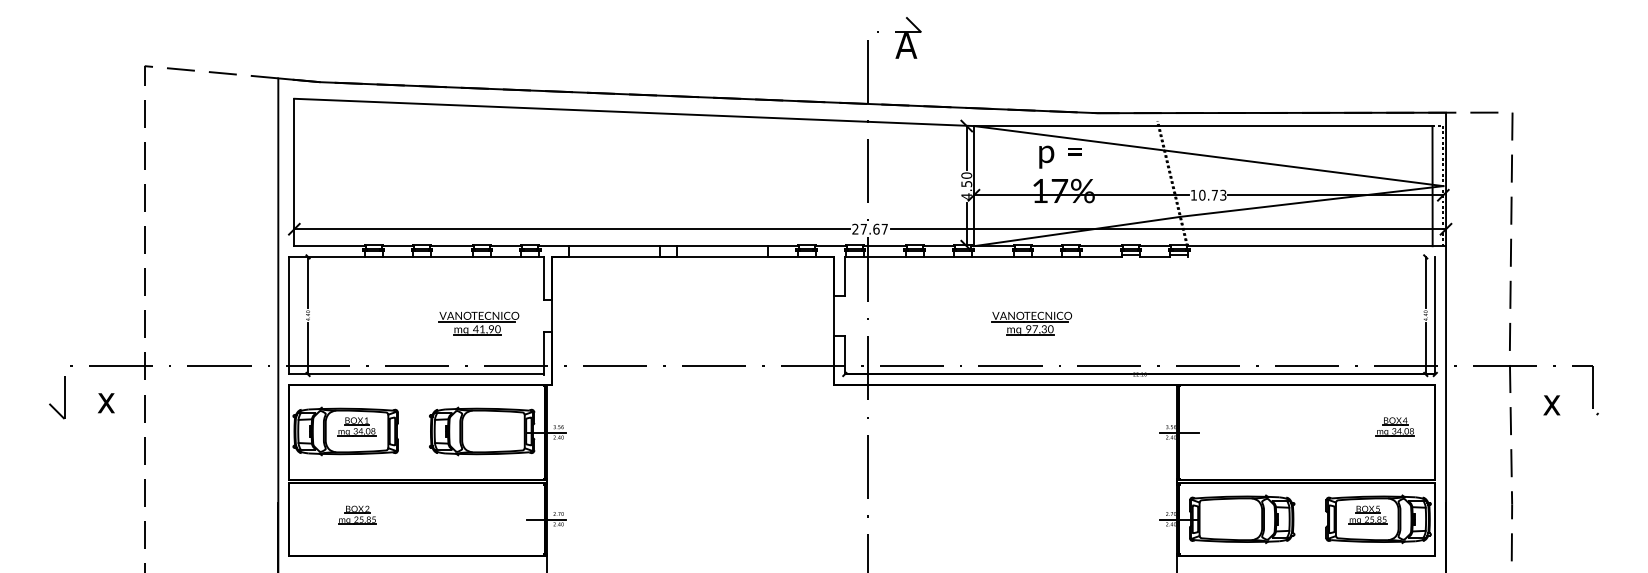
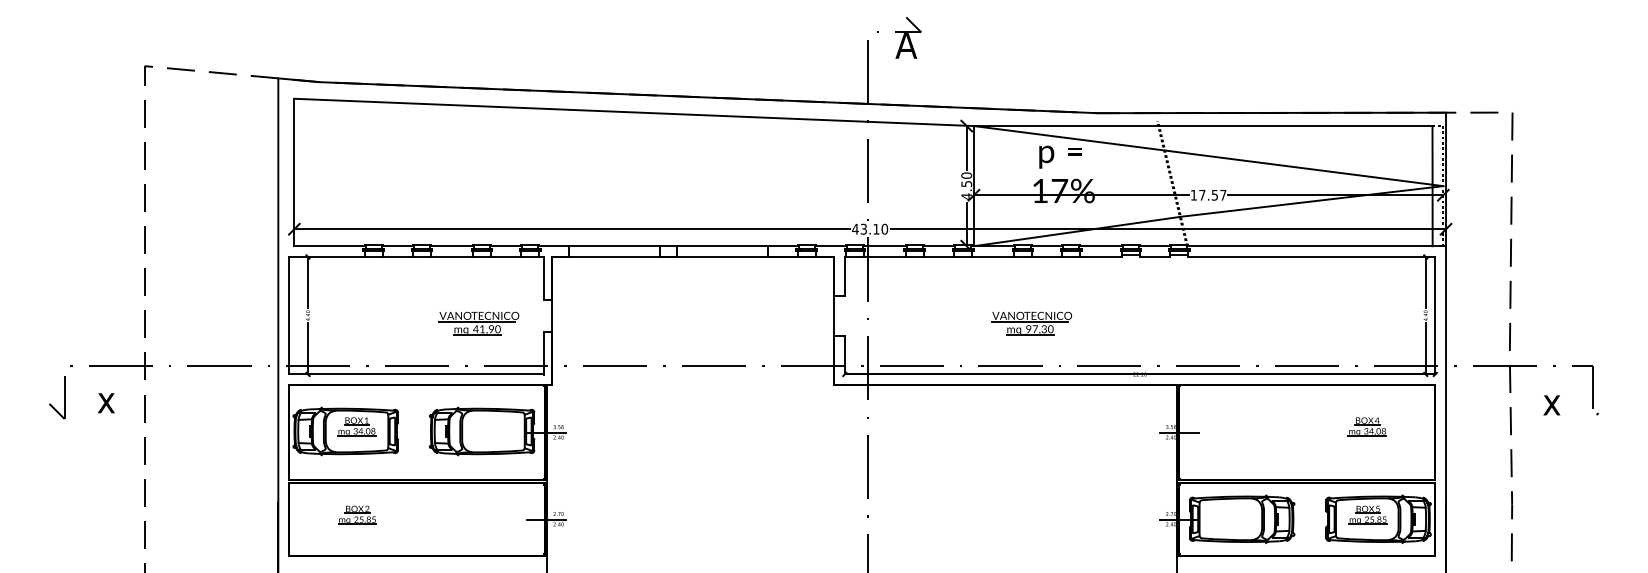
text: 10.73 -> 17.57 (1212, 194)
text: 27.67 -> 43.10 (870, 228)
line: none -> present (1311, 256)
part position: (1394, 426) -> (1366, 426) (1366, 426)
